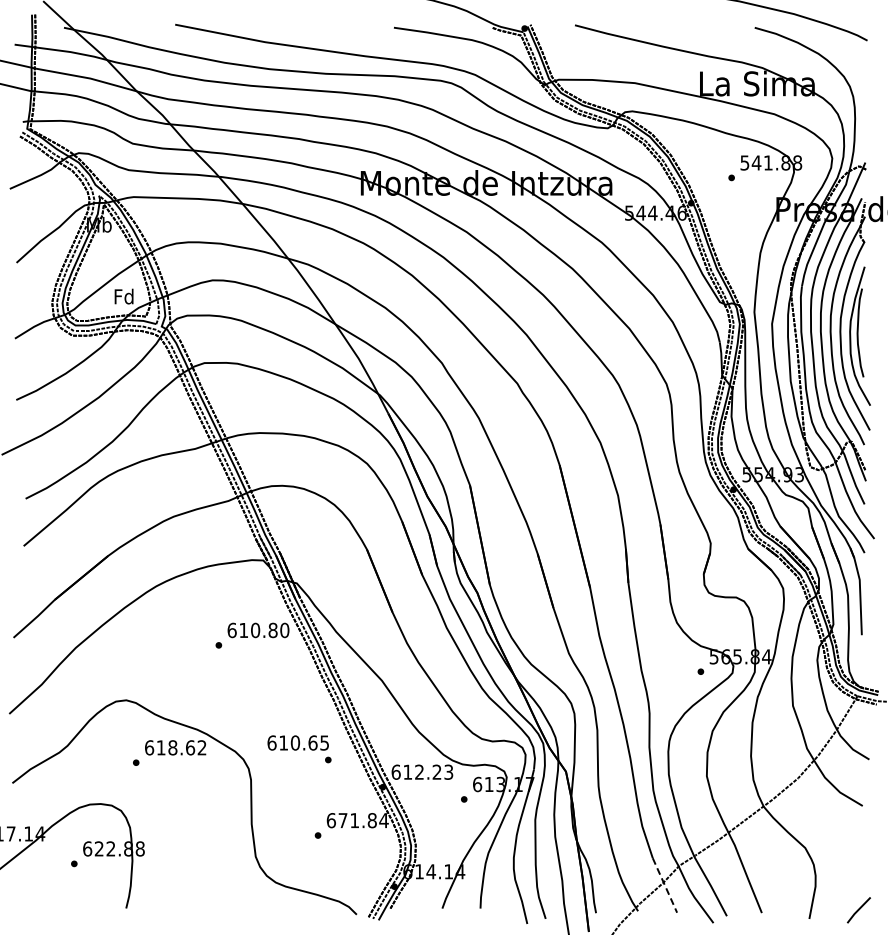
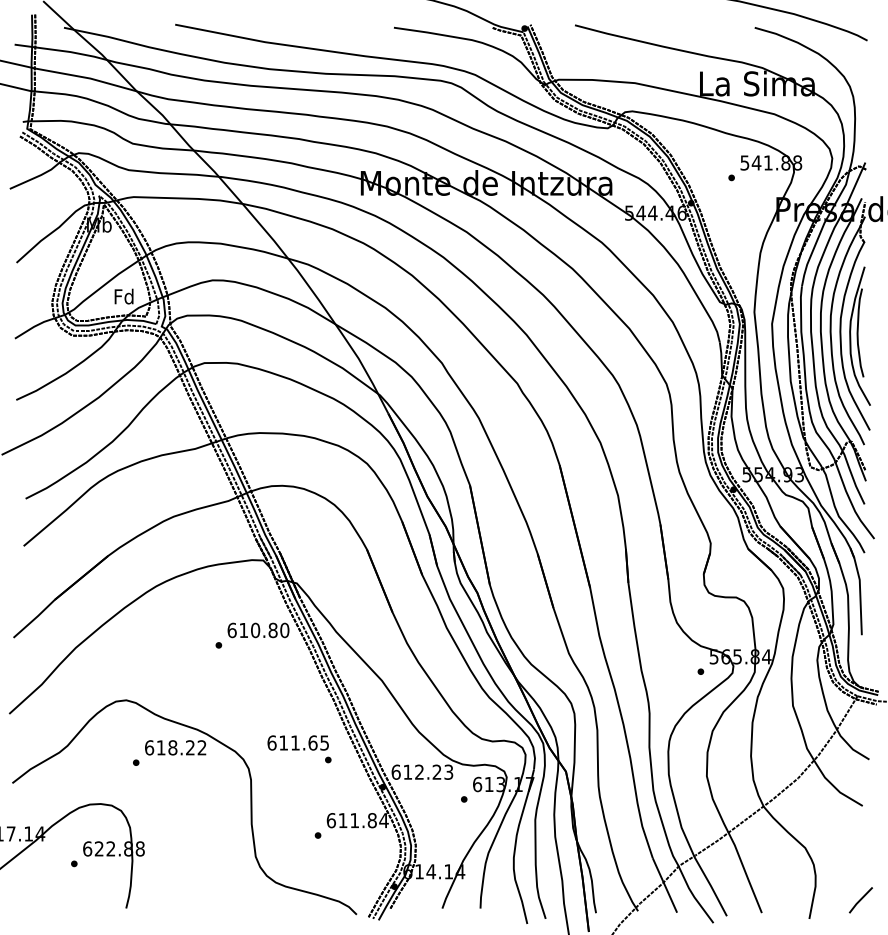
text: 610.65 -> 611.65 (295, 742)
text: 618.62 -> 618.22 (190, 747)
text: 671.84 -> 611.84 (342, 820)
line: dashed -> solid (664, 885)
line position: (858, 910) -> (860, 900) (860, 900)
